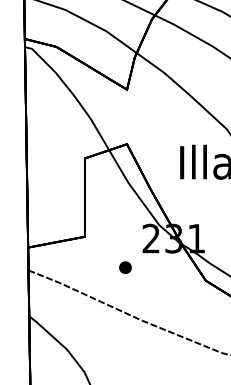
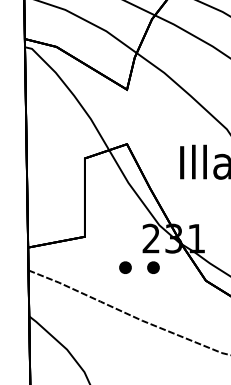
part: none -> present (153, 267)
